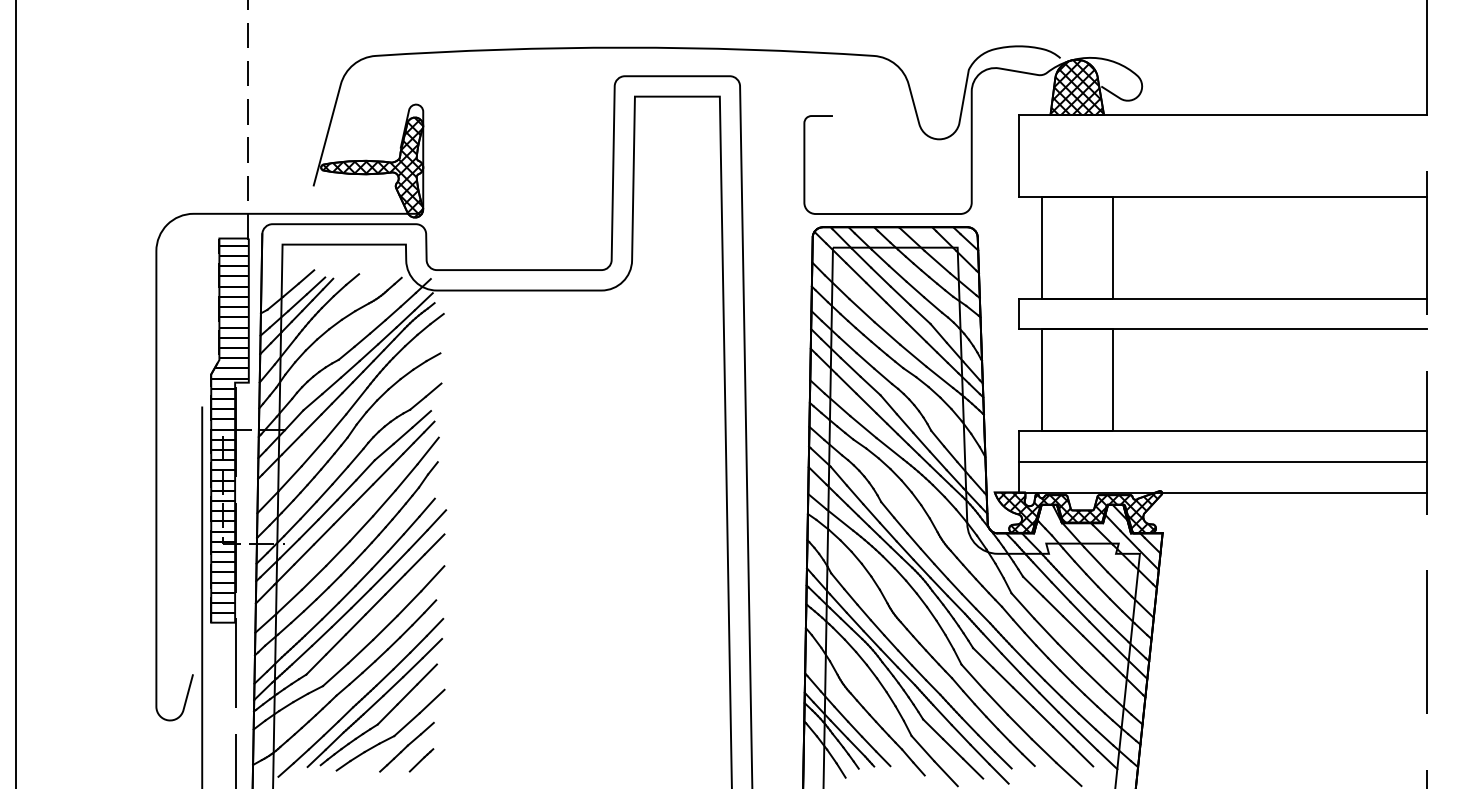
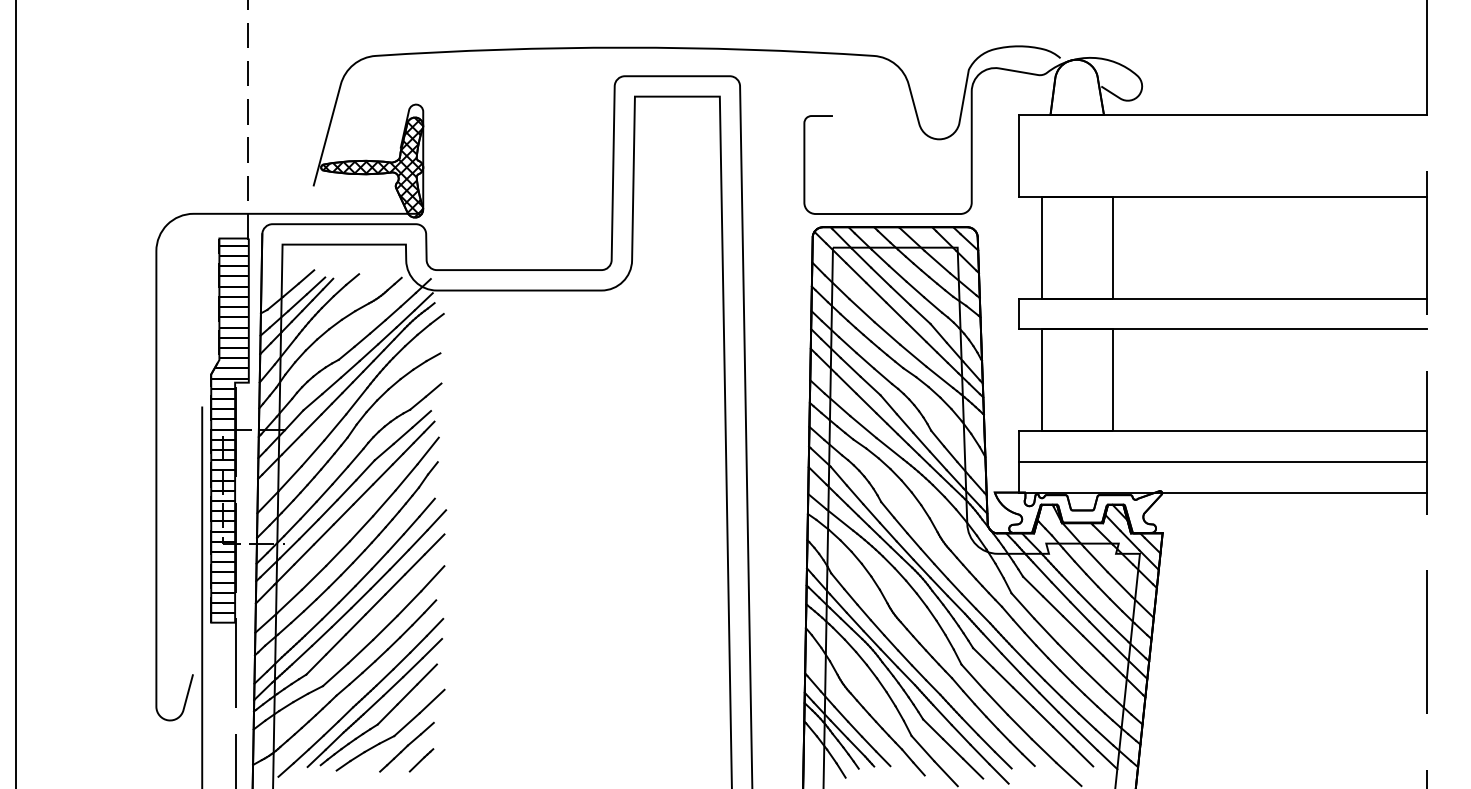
hatch: present -> none (1076, 87)
hatch: present -> none (1077, 512)
